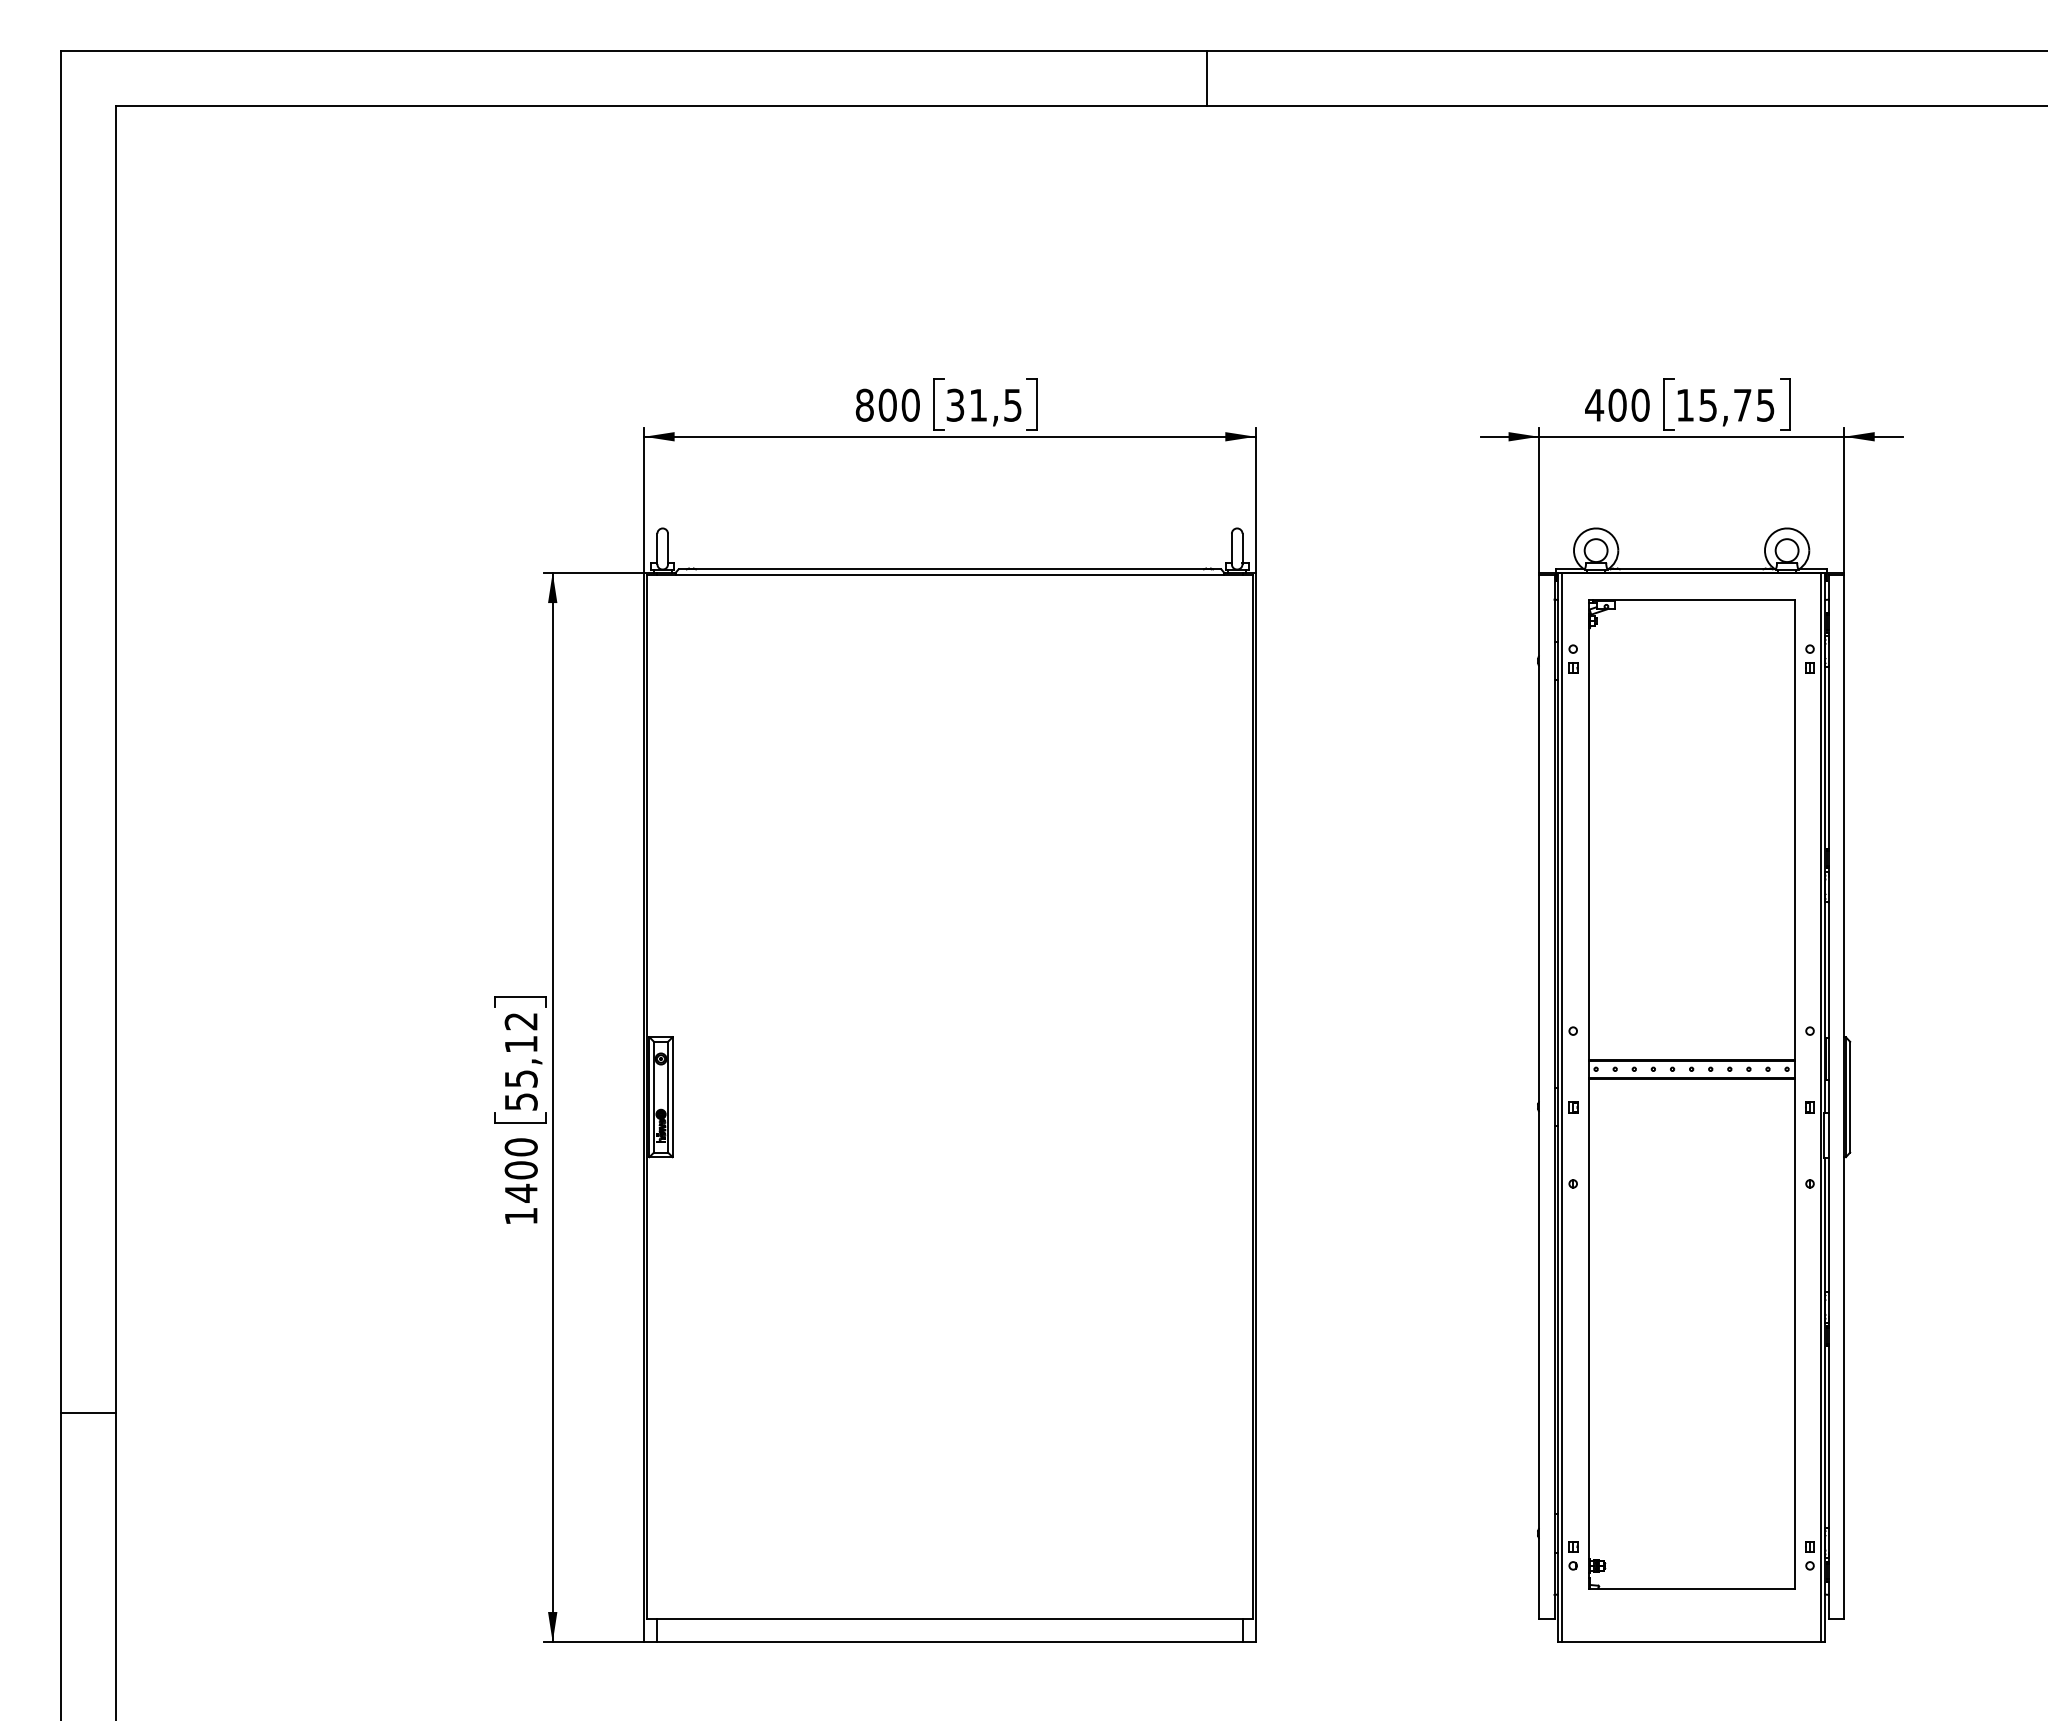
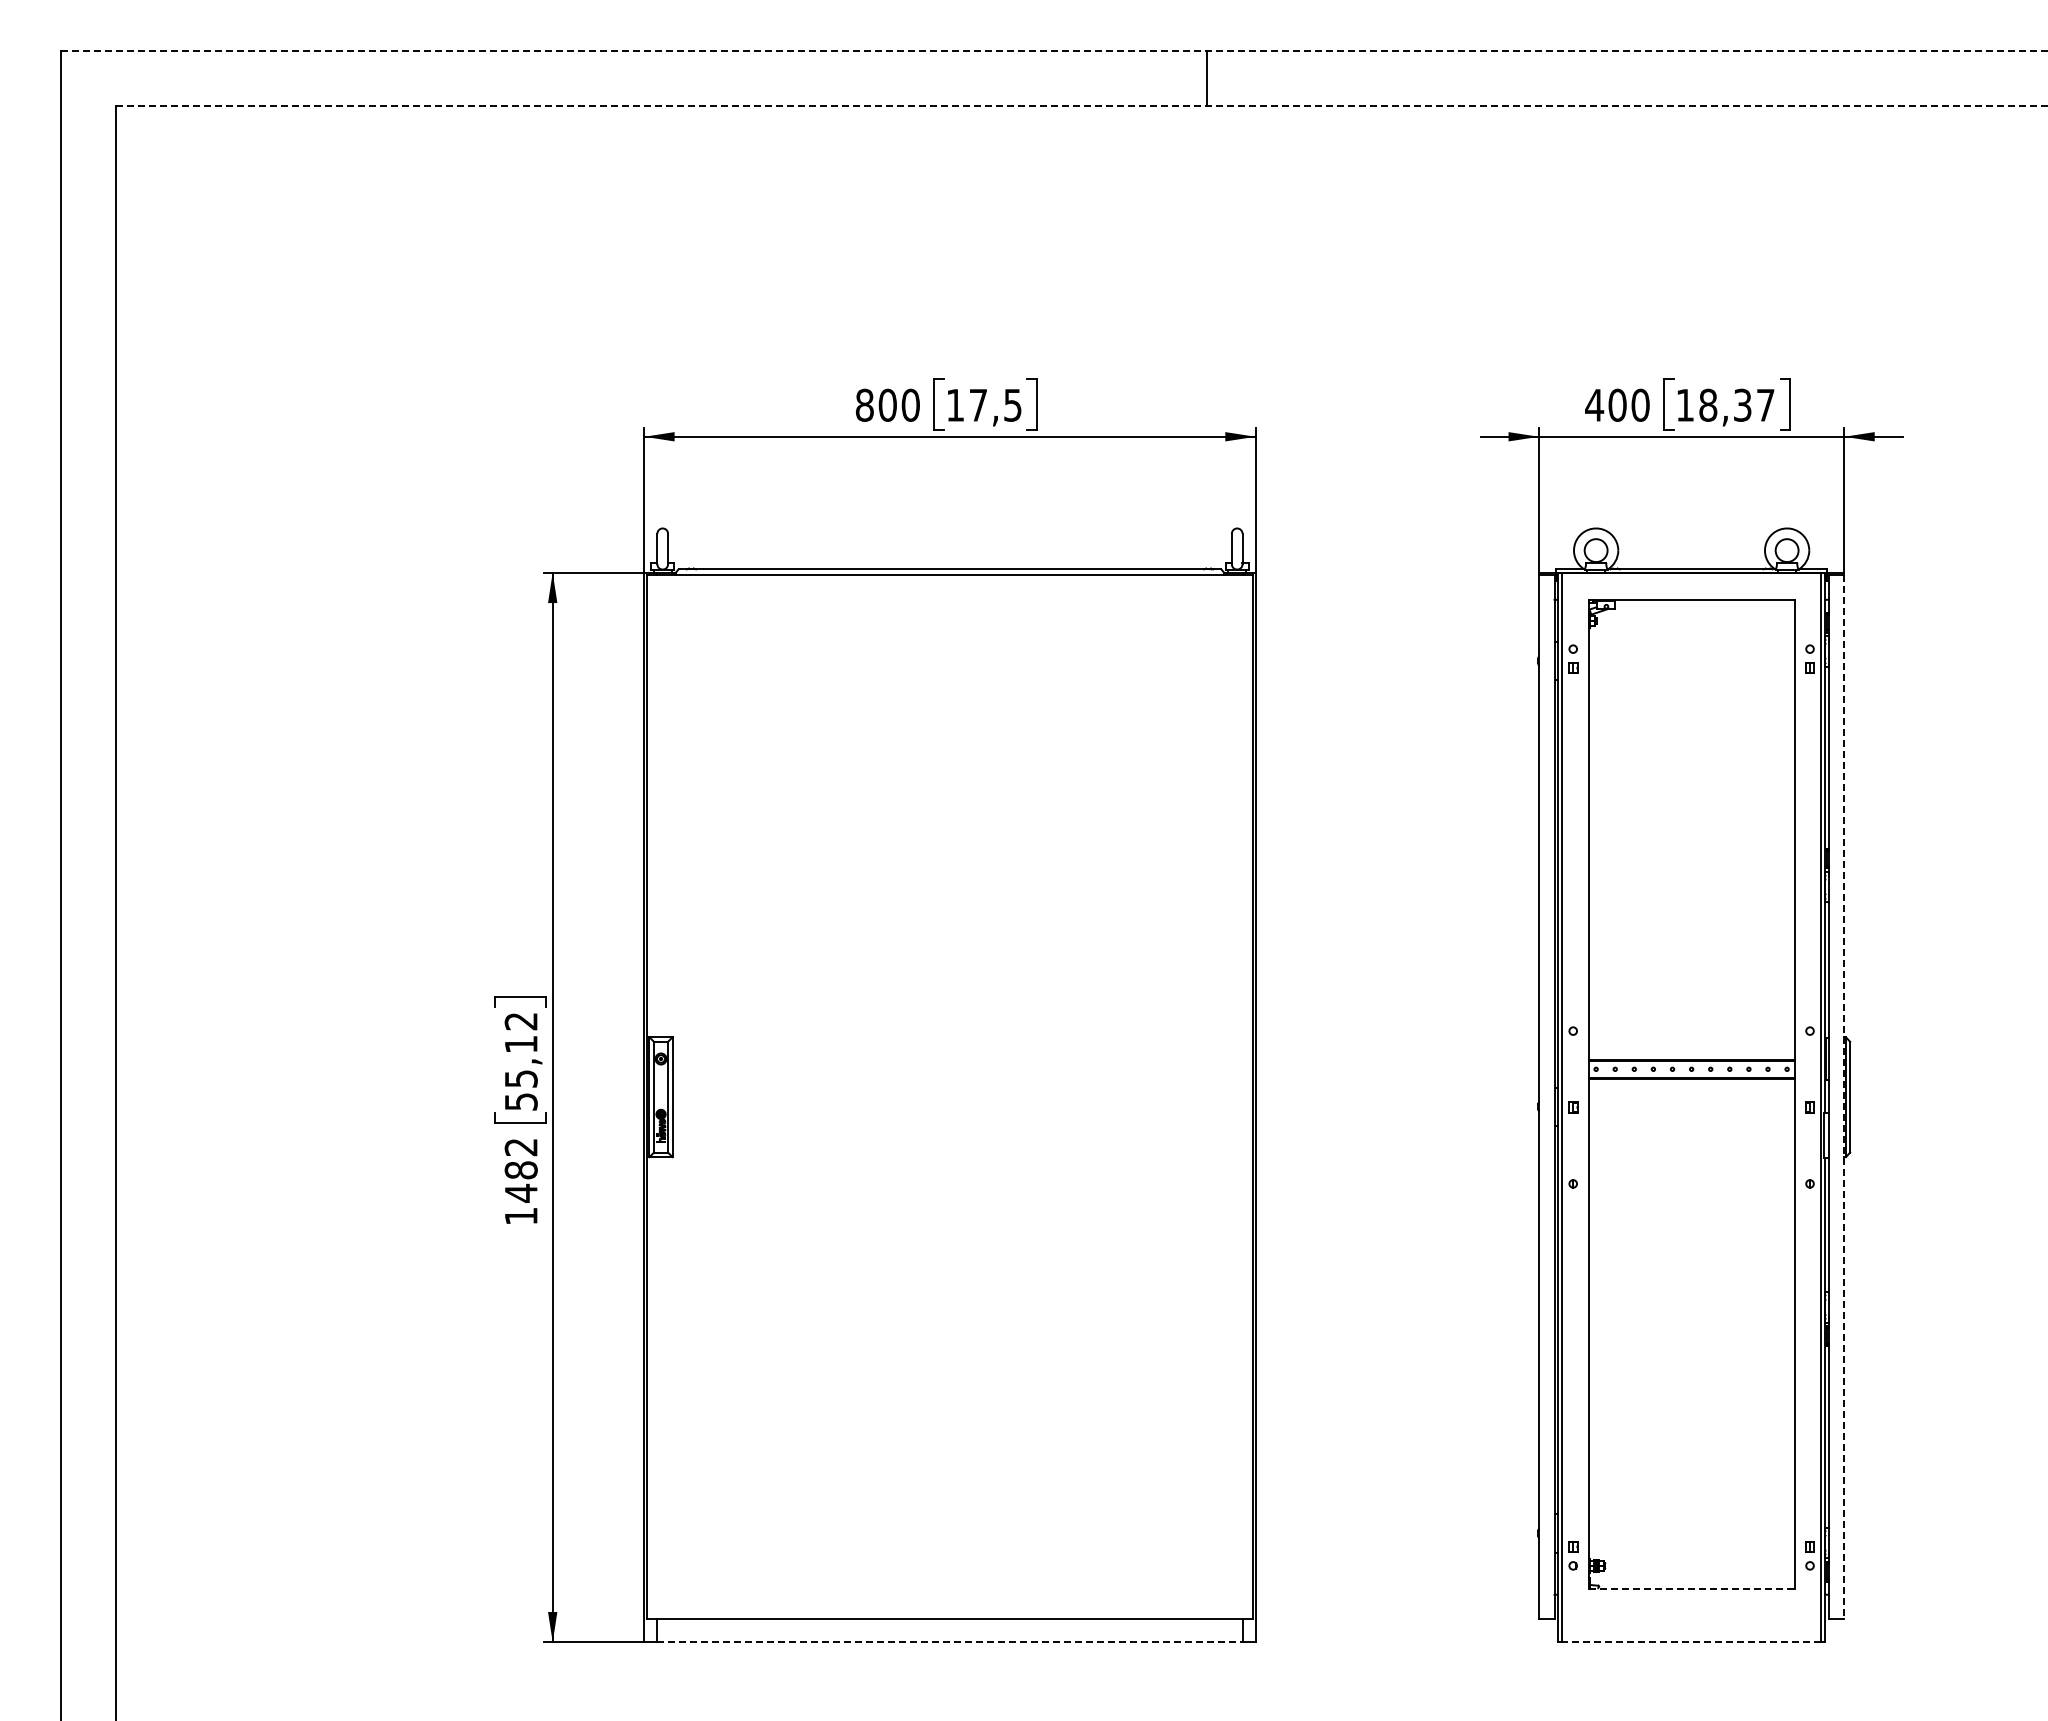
line: solid -> dashed (1054, 51)
line: solid -> dashed (1082, 106)
text: 31,5 -> 17,5 (966, 404)
text: 15,75 -> 18,37 (1736, 404)
line: solid -> dashed (1844, 1097)
text: 1400 -> 1482 (520, 1158)
line: present -> none (88, 1412)
line: solid -> dashed (1692, 1588)
line: solid -> dashed (950, 1642)
line: solid -> dashed (1691, 1642)
